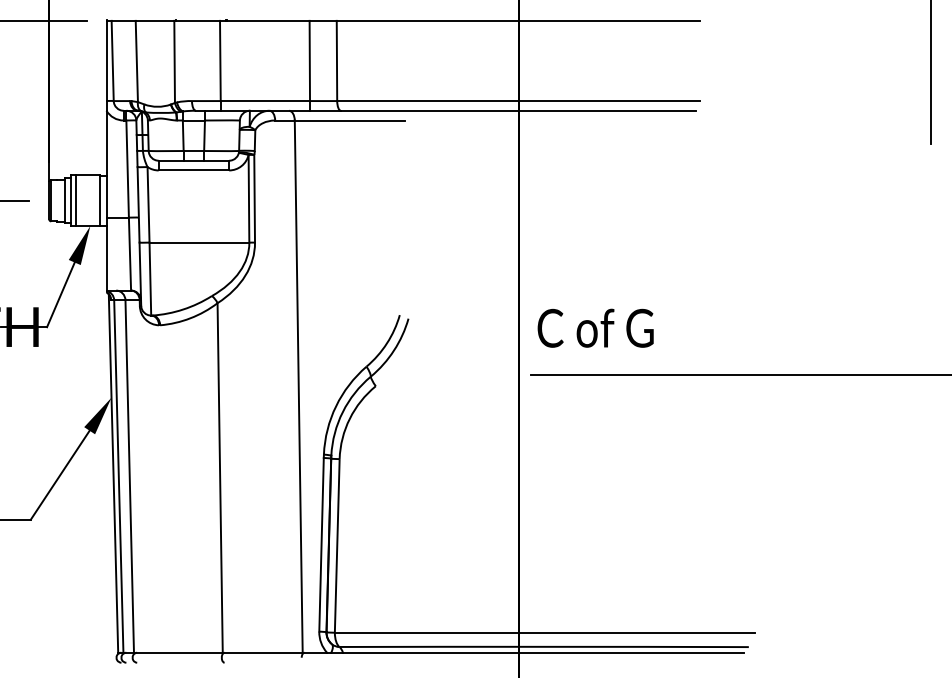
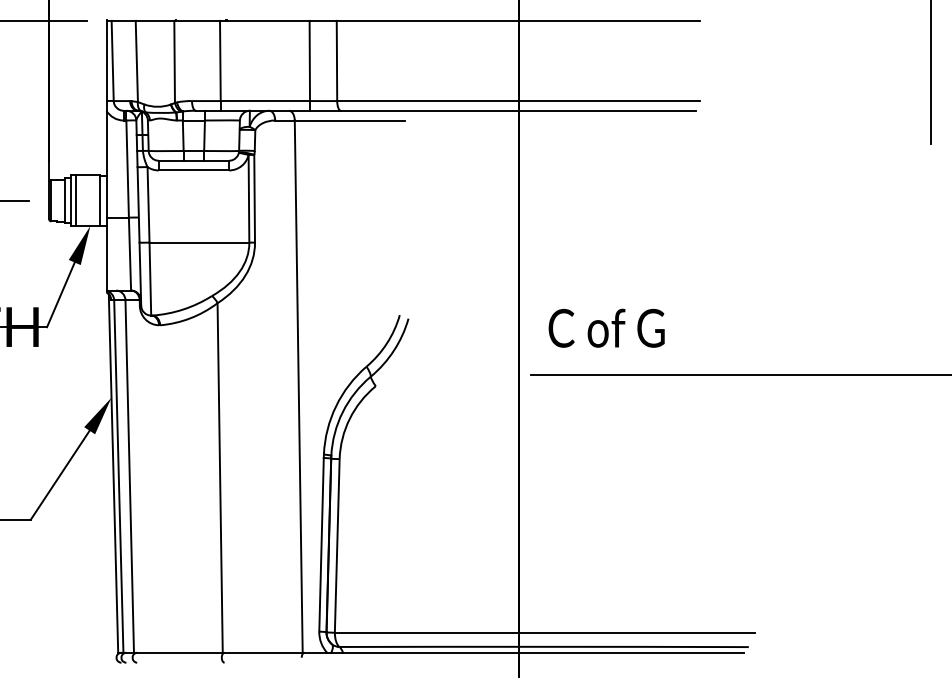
text position: (595, 327) -> (606, 327) (606, 327)
